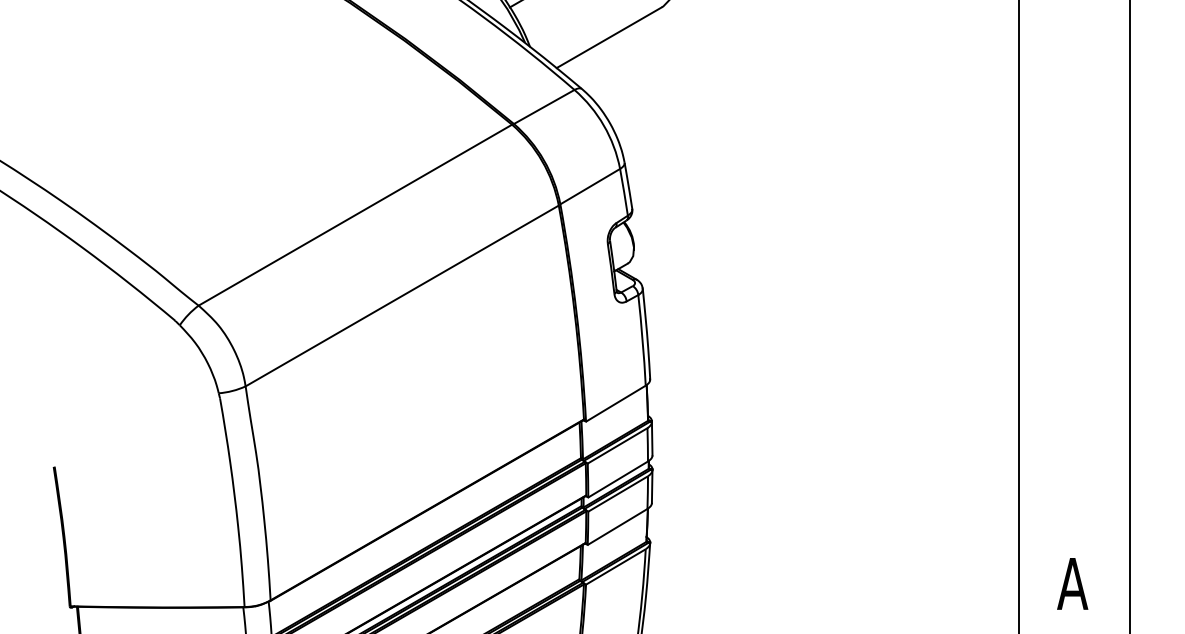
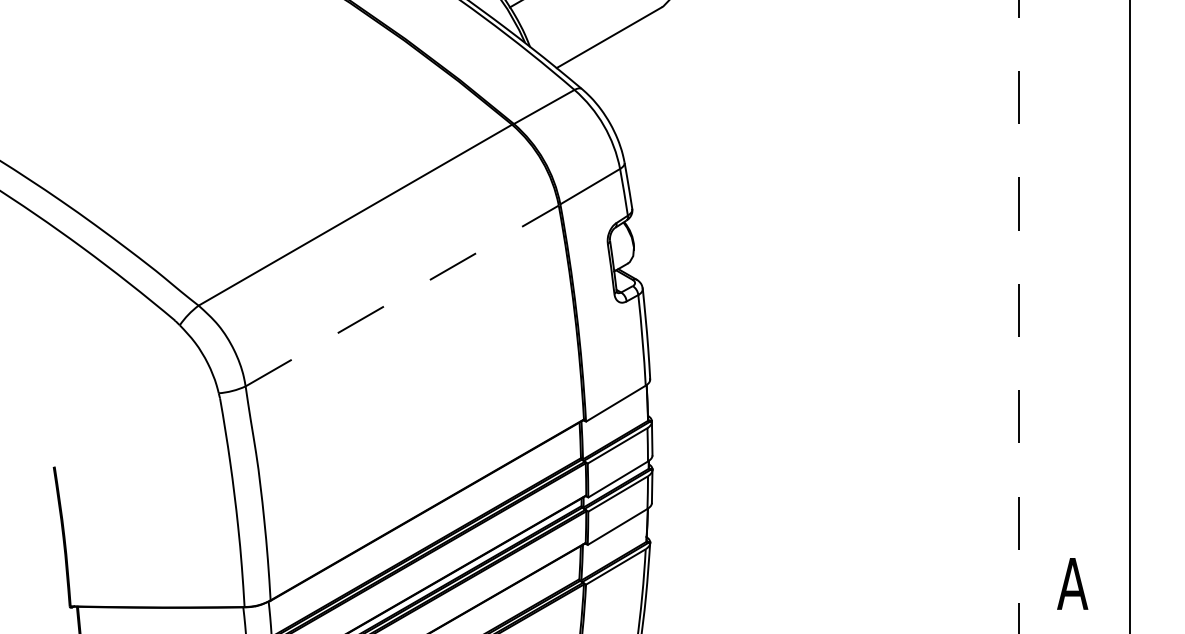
line: solid -> dashed (402, 296)
line: solid -> dashed (1018, 317)
